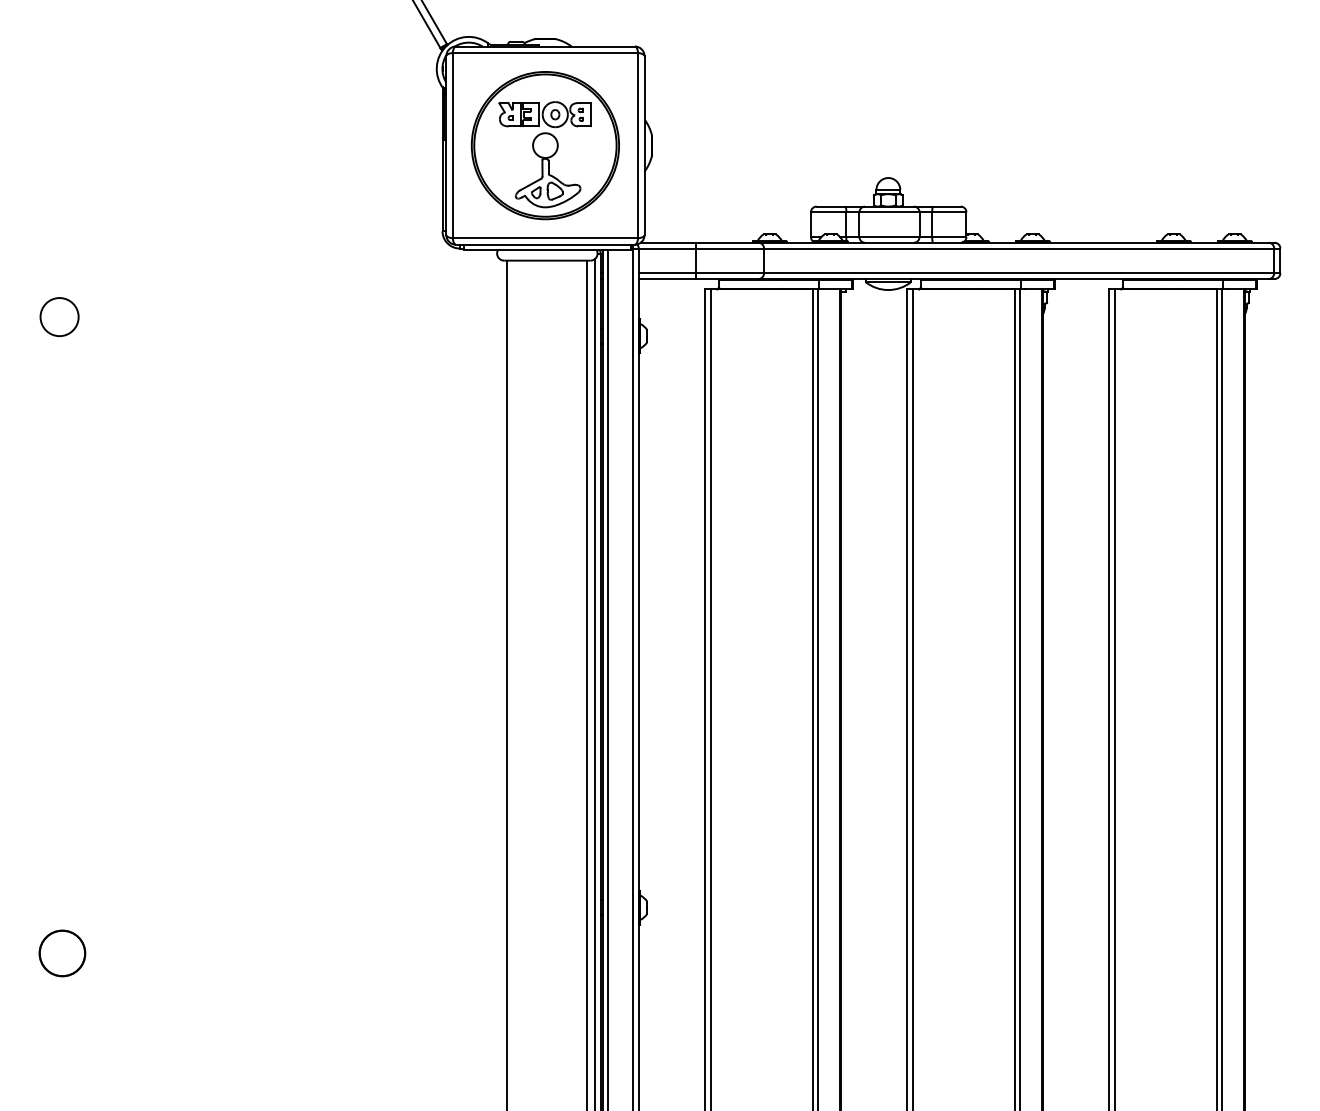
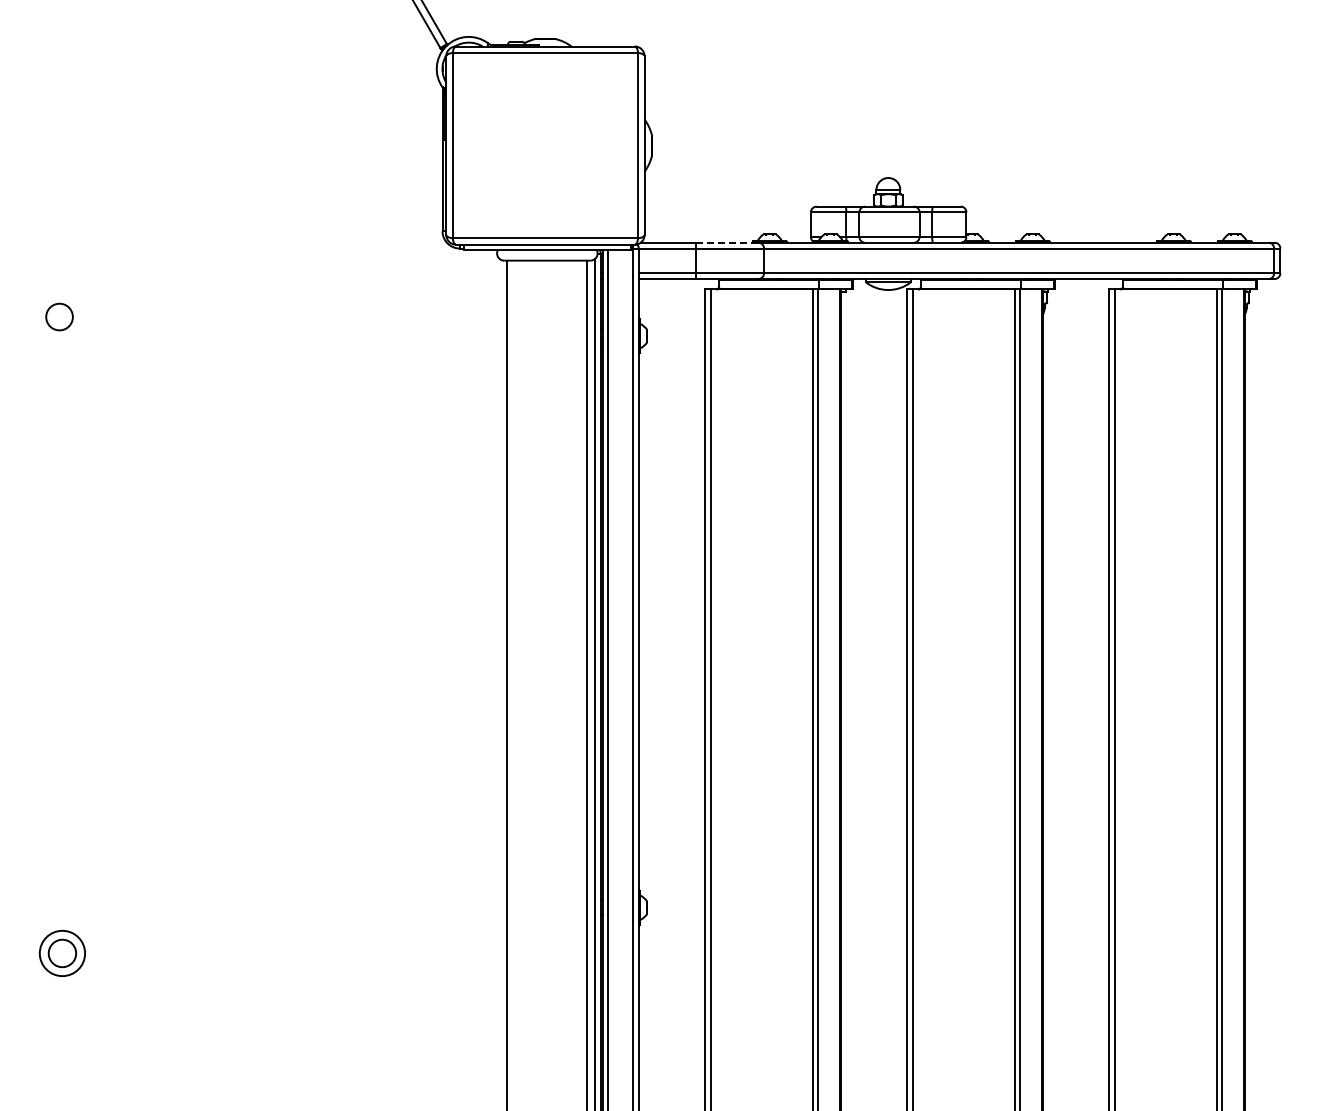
part: present -> none (544, 145)
line: solid -> dashed (728, 242)
circle size: 41x40 px -> 29x30 px (59, 316)
circle diameter: 46 px -> 27 px (62, 953)
